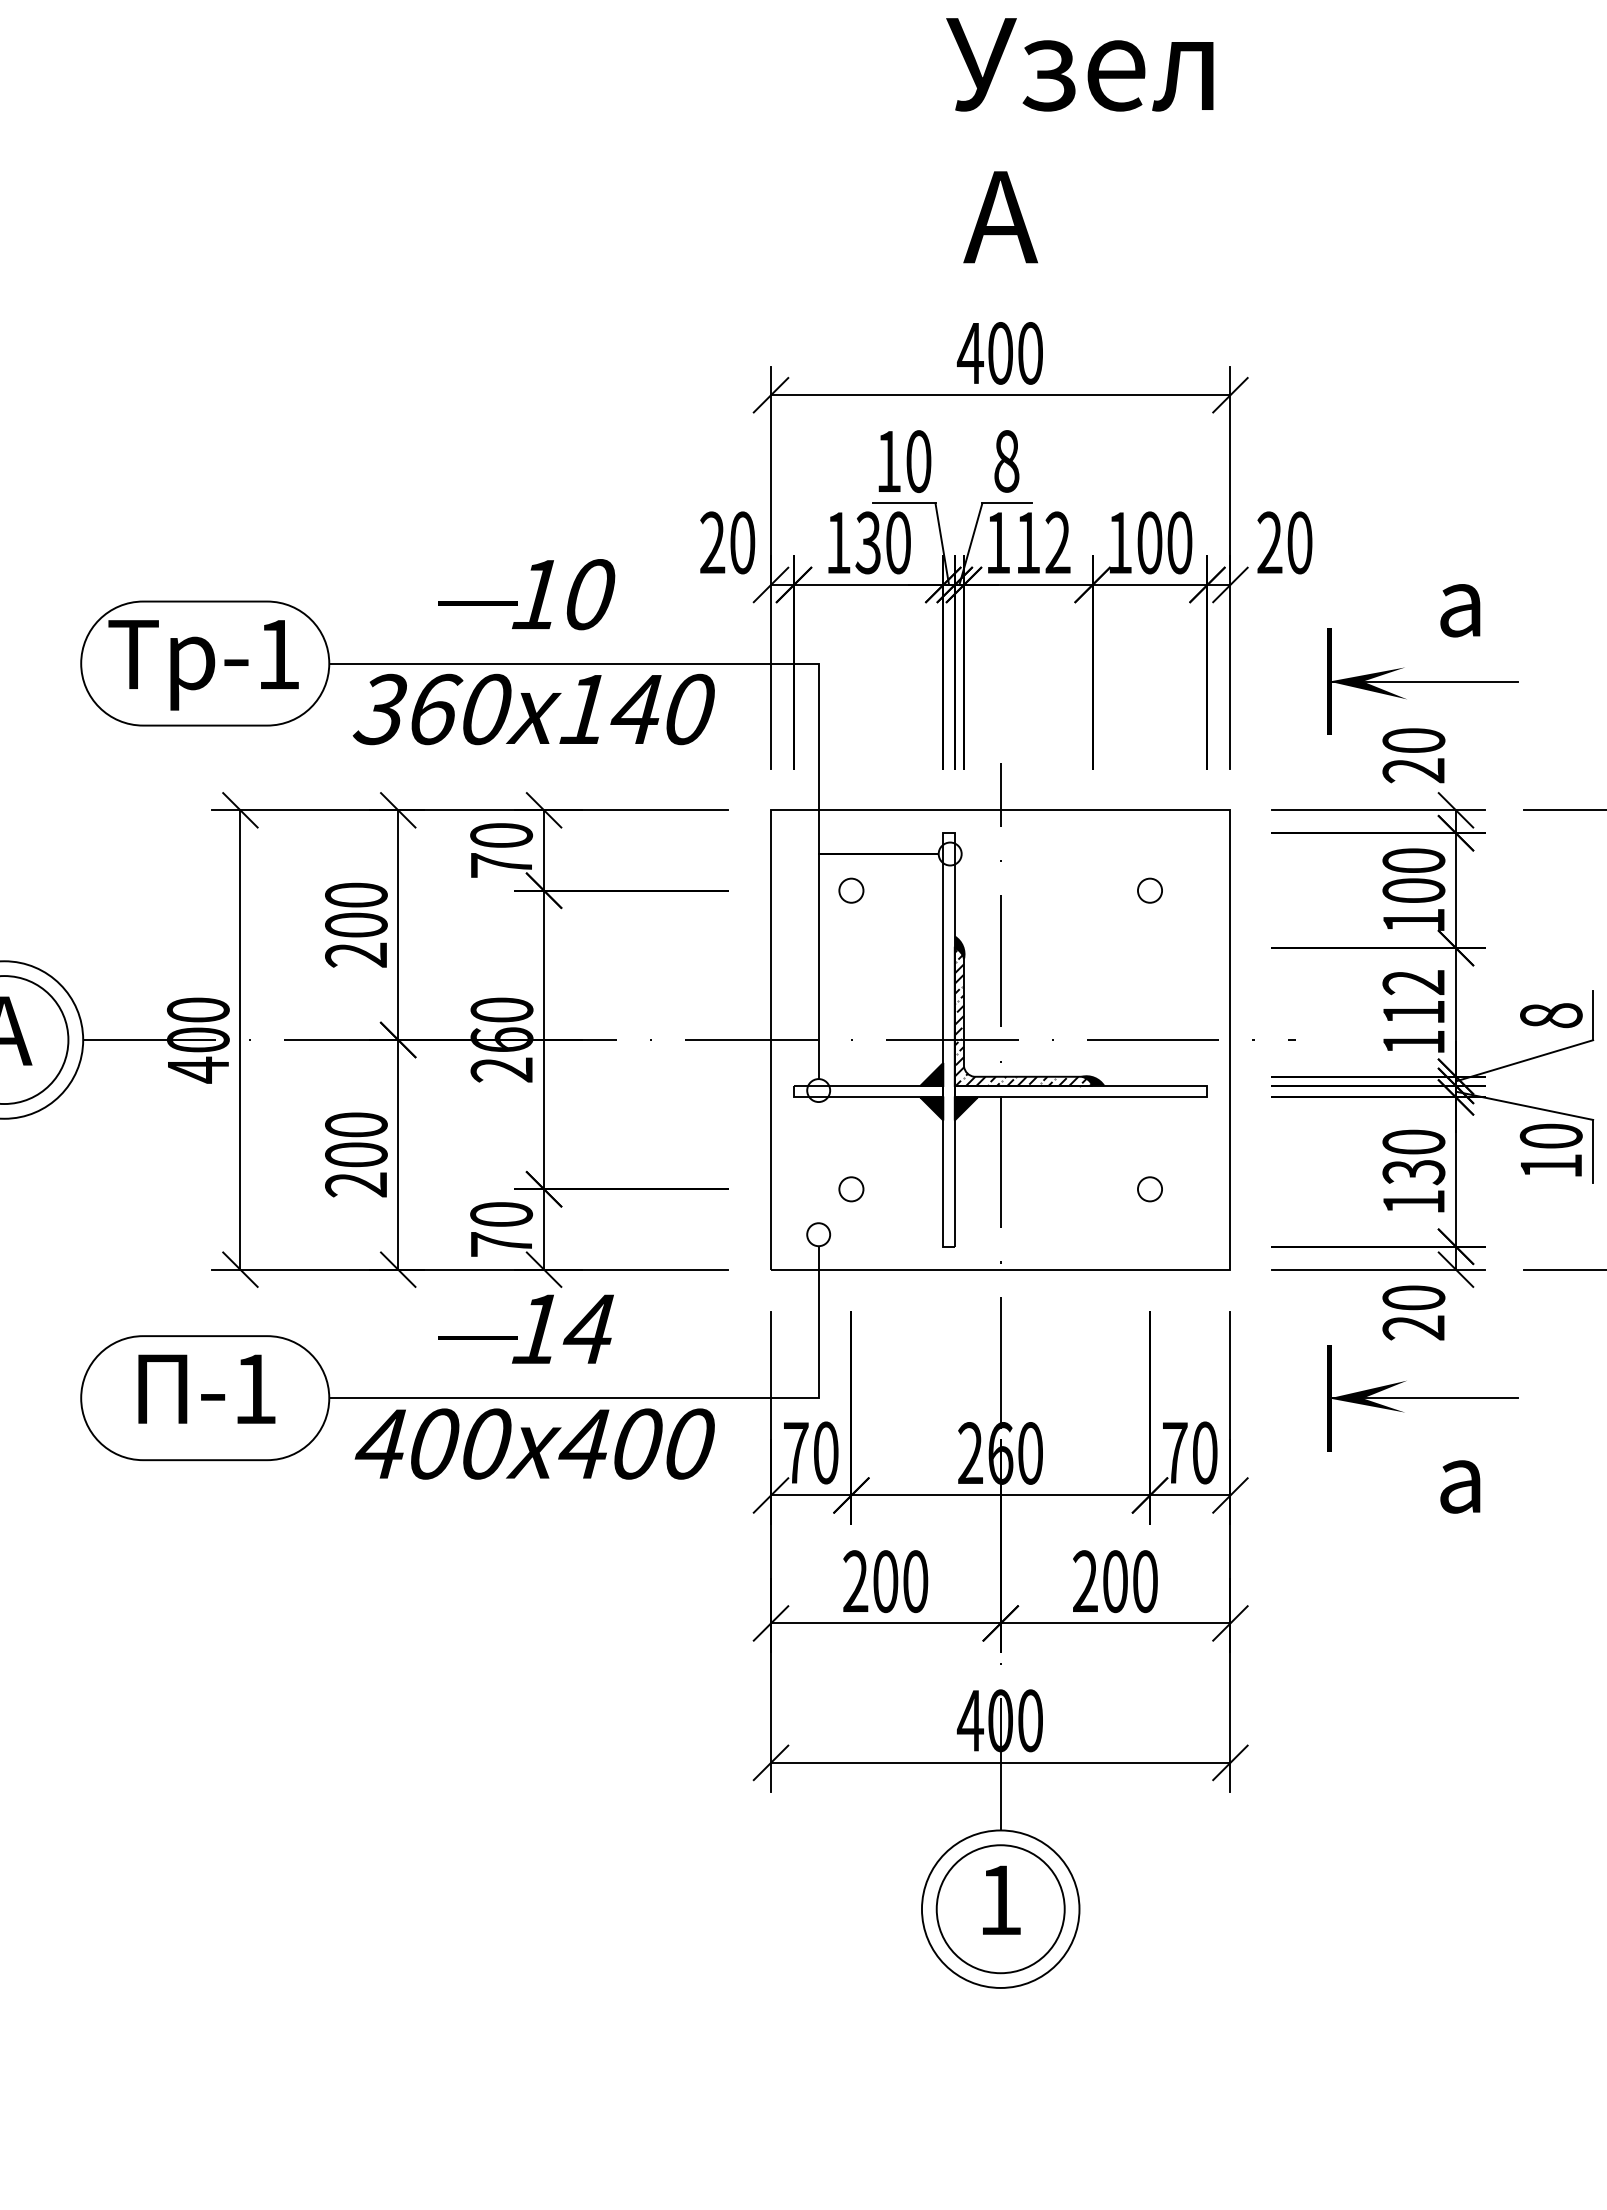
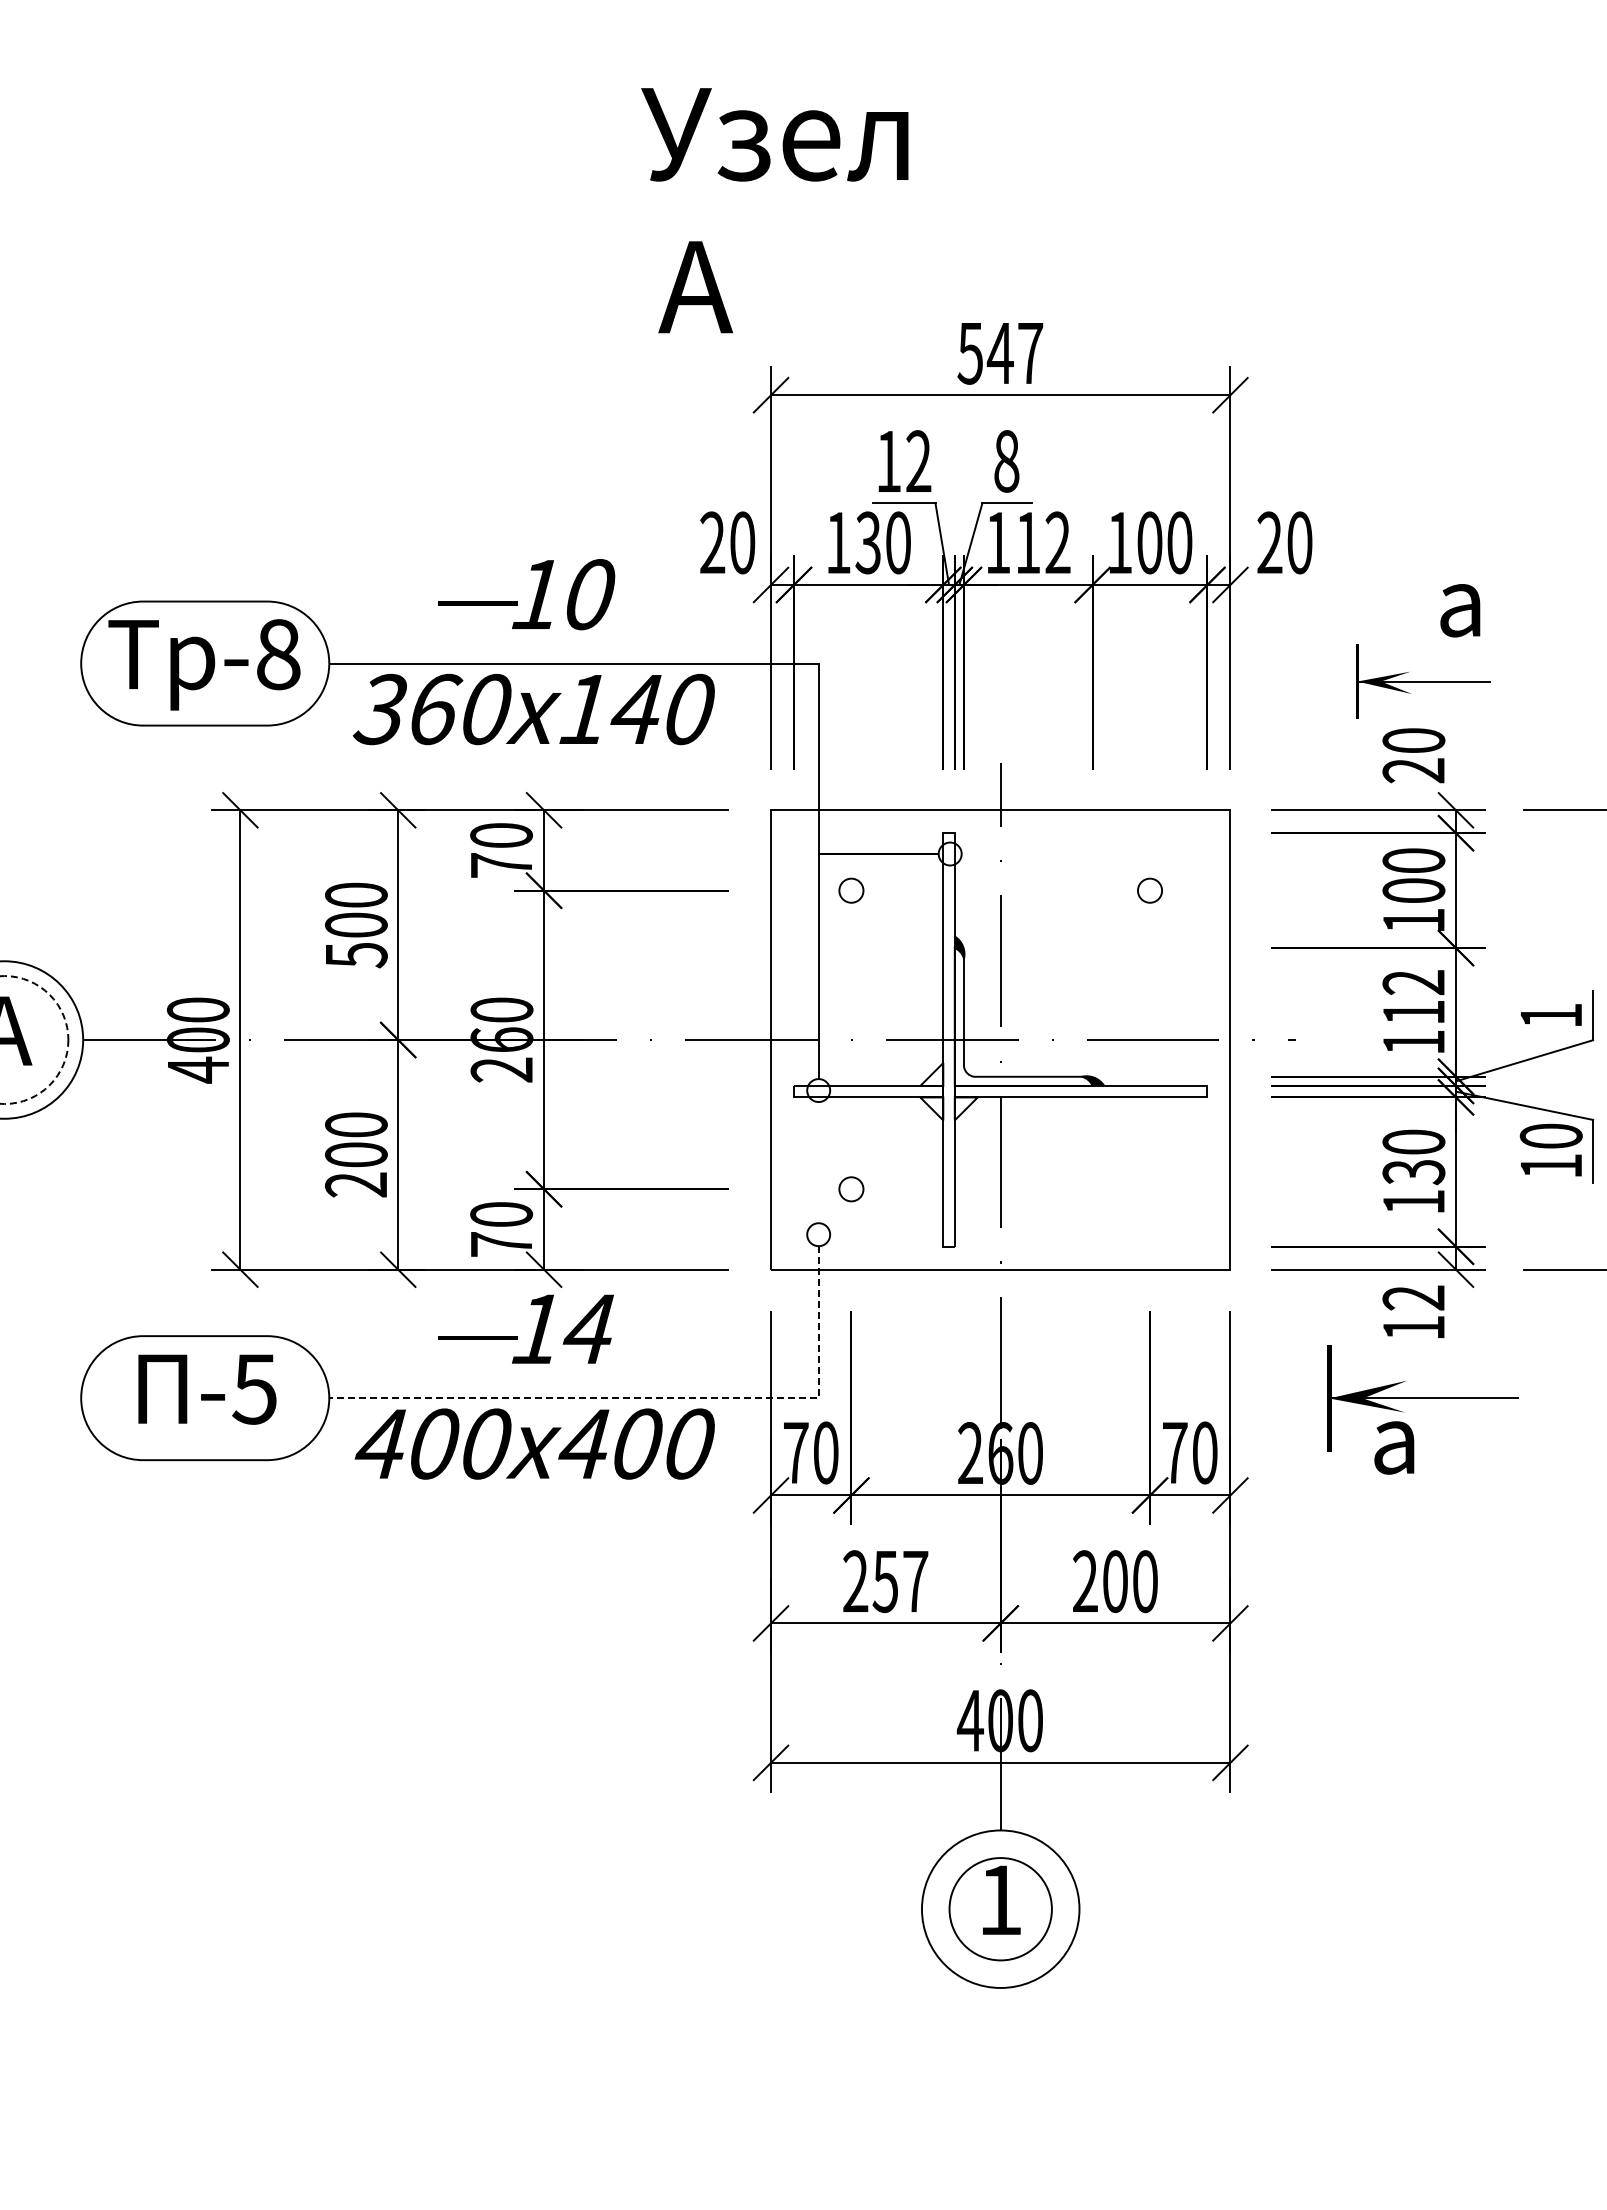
text position: (1079, 140) -> (774, 210) (774, 210)
text: 400 -> 547 (999, 353)
text: 10 -> 12 (918, 461)
text: -1 -> -8 (278, 654)
part size: 192x107 px -> 135x75 px (1423, 681)
text: 200 -> 500 (356, 955)
text: 8 -> 1 (1551, 1015)
hatch: present -> none (1022, 1017)
circle: solid -> dashed (34, 1040)
fill: present -> none (931, 1074)
fill: present -> none (931, 1108)
fill: present -> none (965, 1108)
circle: present -> none (1149, 1189)
text: 20 -> 12 (1413, 1312)
text: -1 -> -5 (254, 1389)
line: solid -> dashed (649, 1398)
text position: (1460, 1486) -> (1394, 1447) (1394, 1447)
text: 200 -> 257 (900, 1581)
circle diameter: 128 px -> 102 px (1000, 1909)
